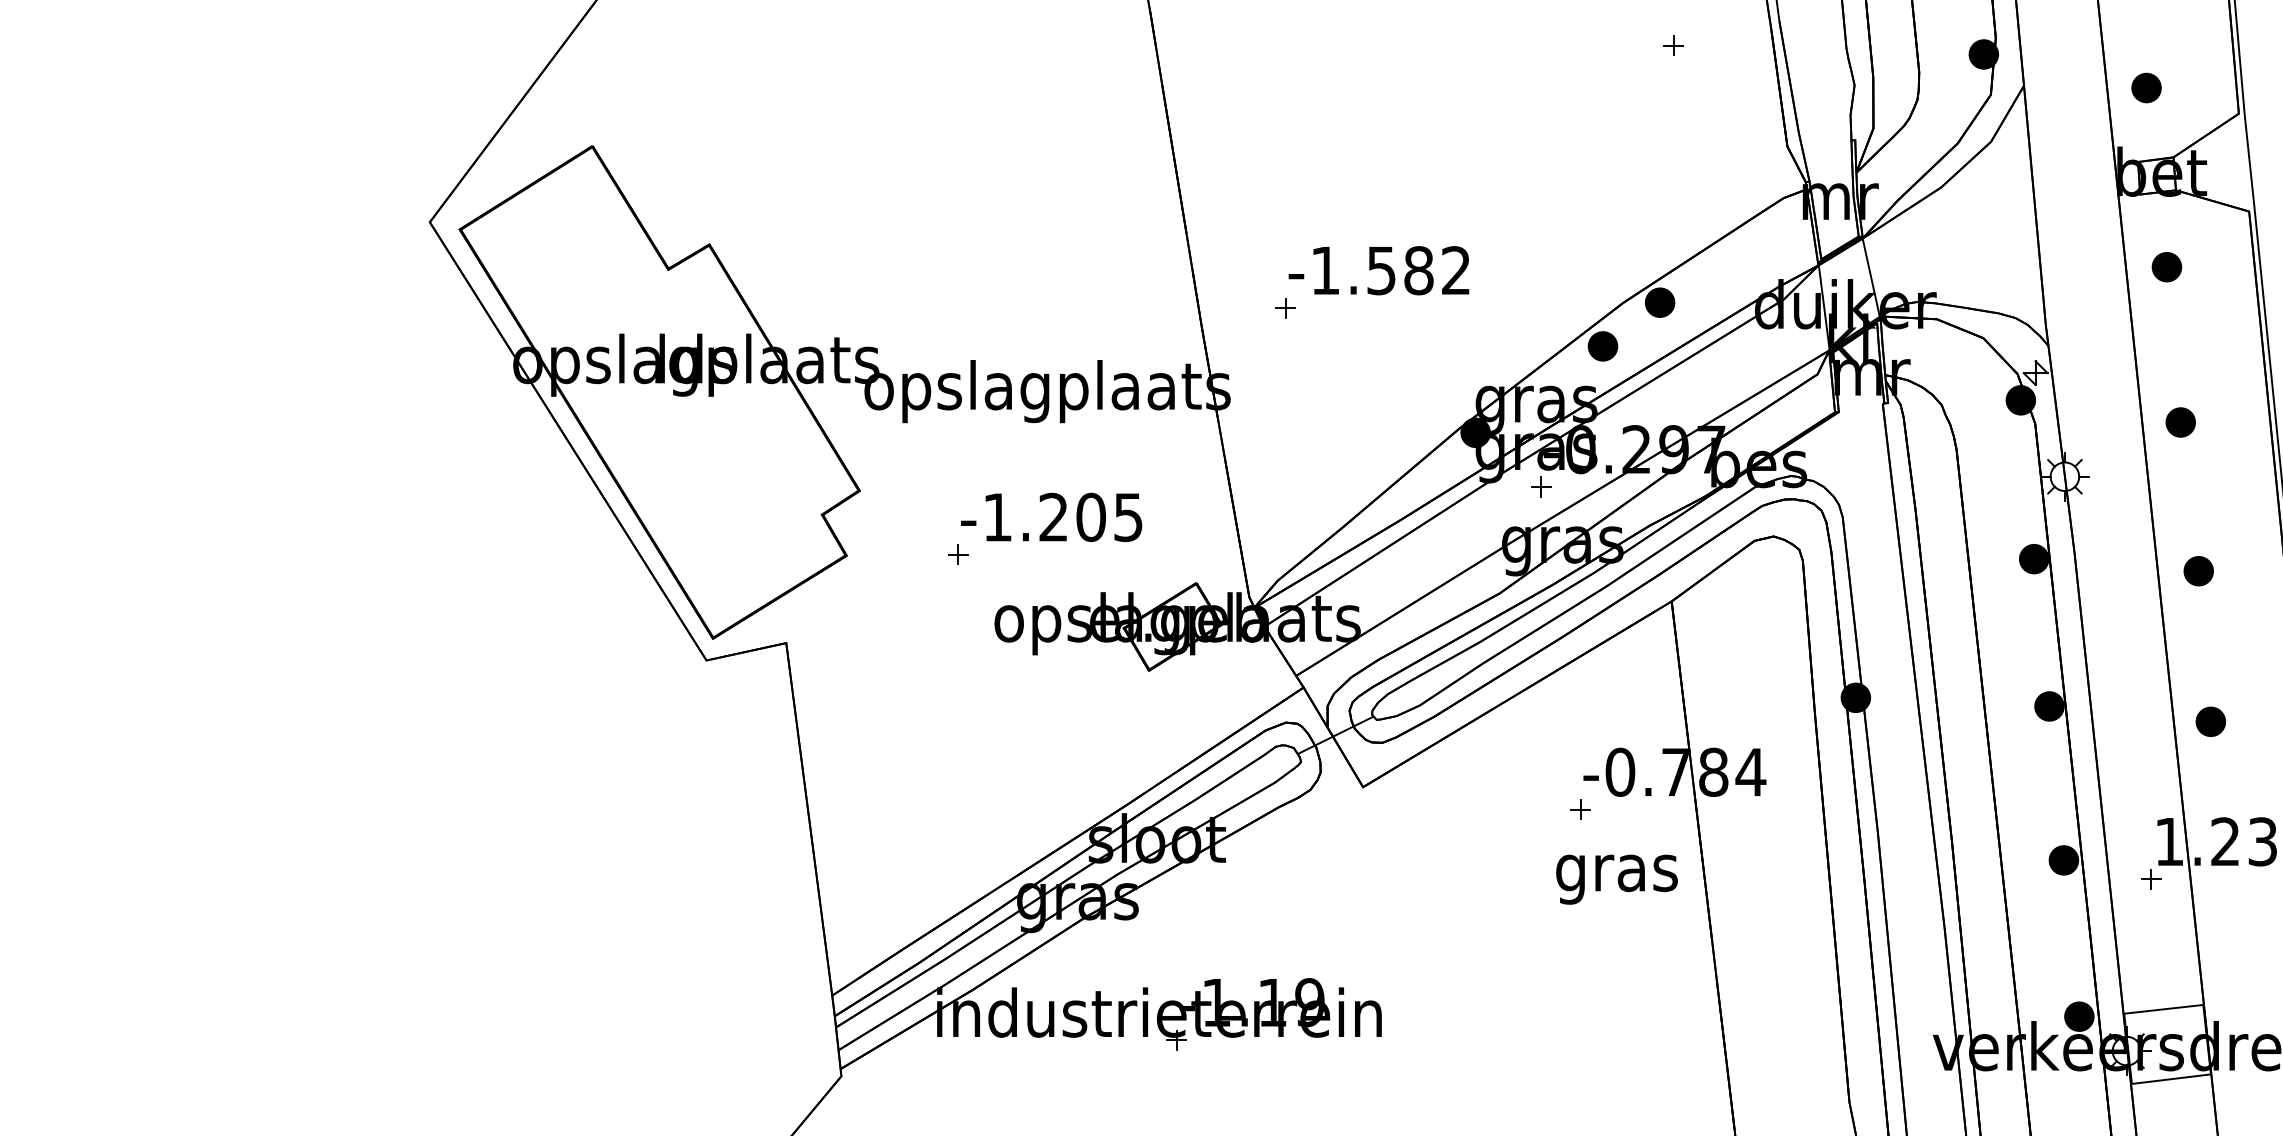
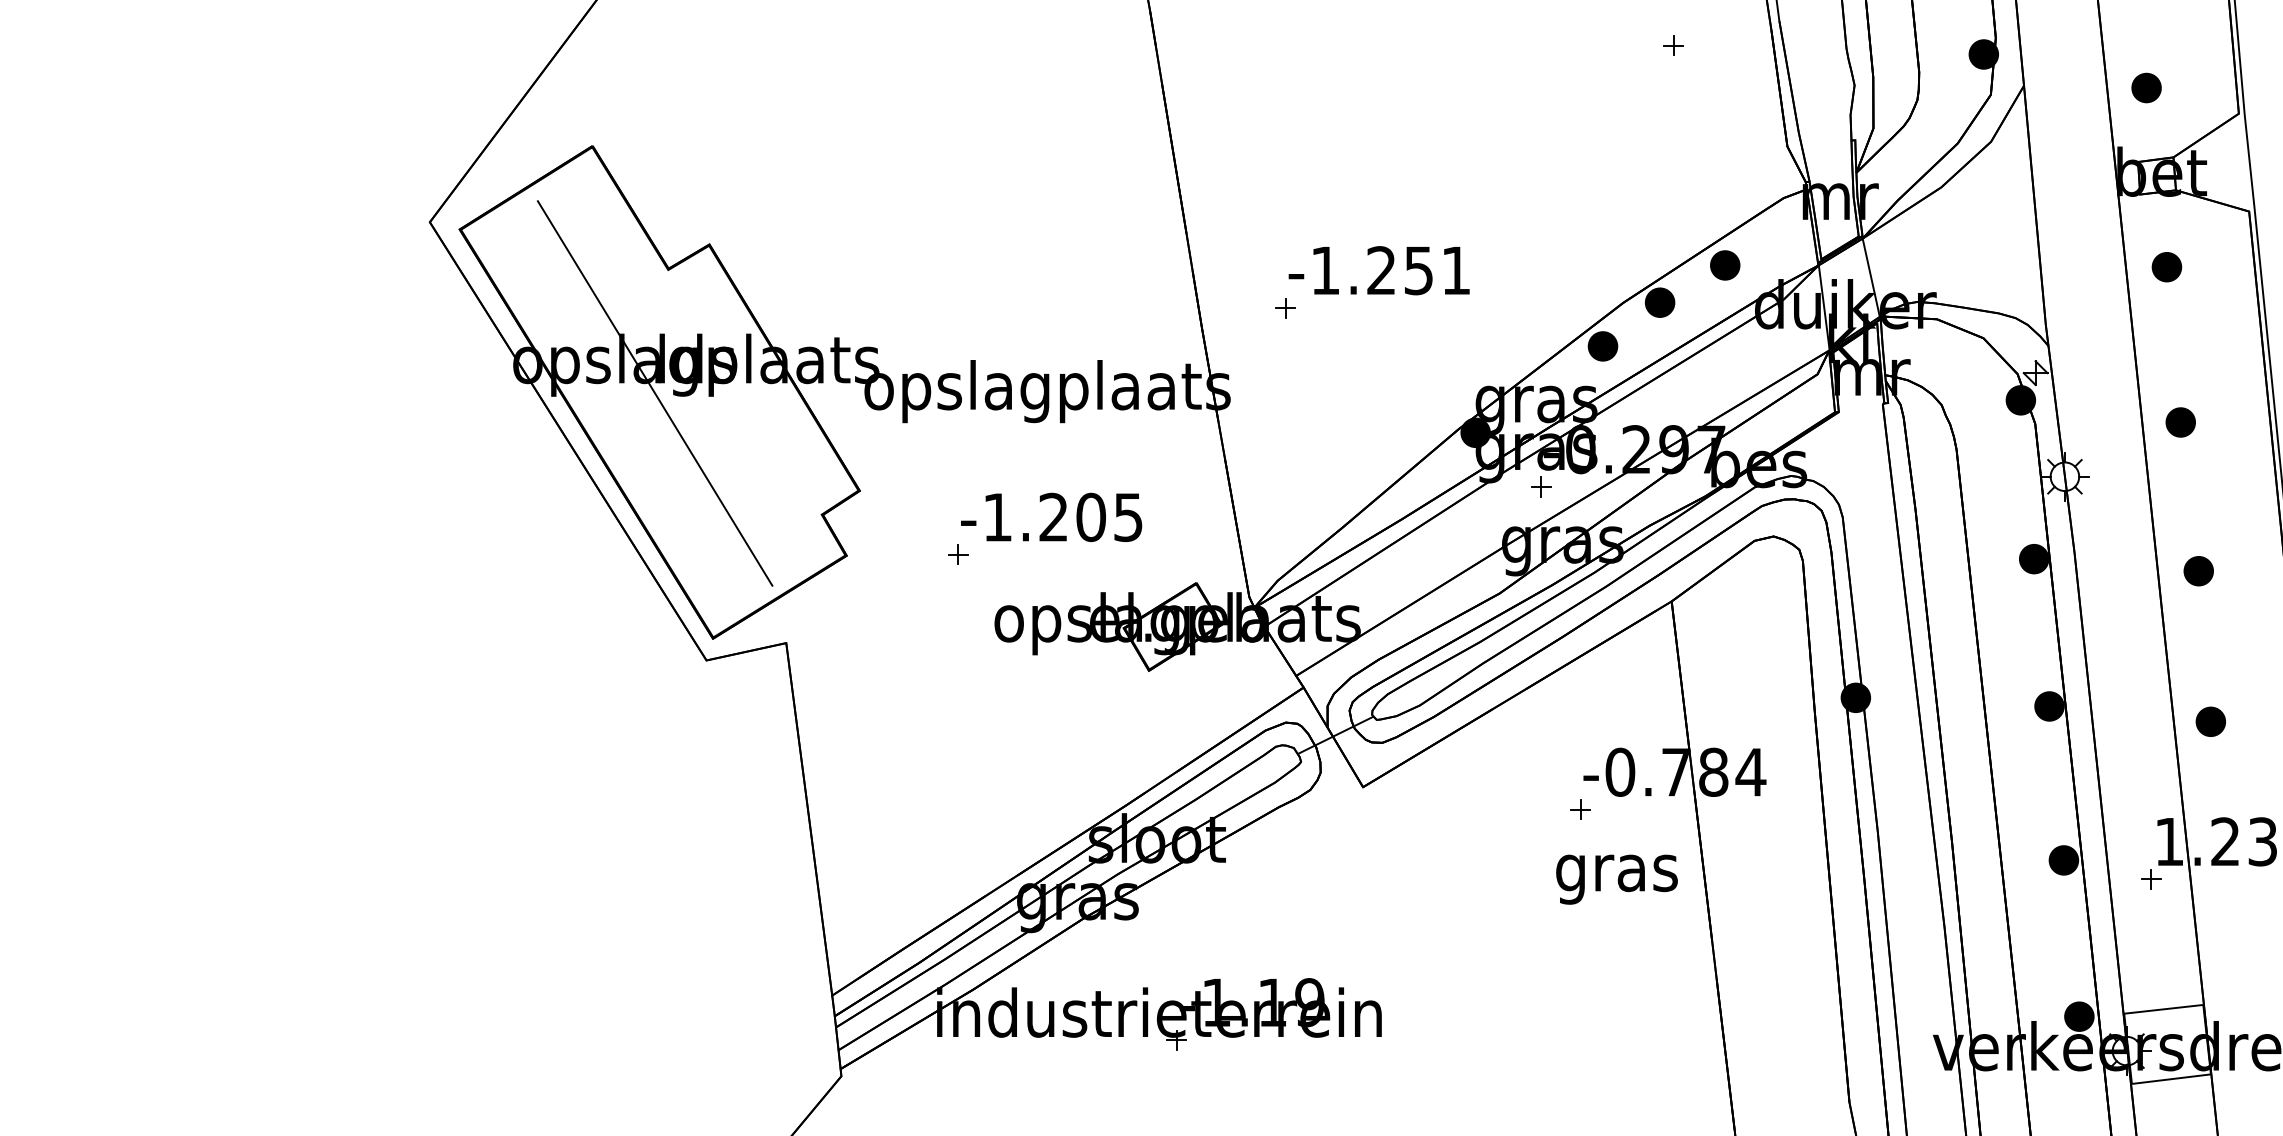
part: none -> present (1725, 265)
text: -1.582 -> -1.251 (1418, 270)
line: none -> present (654, 393)
